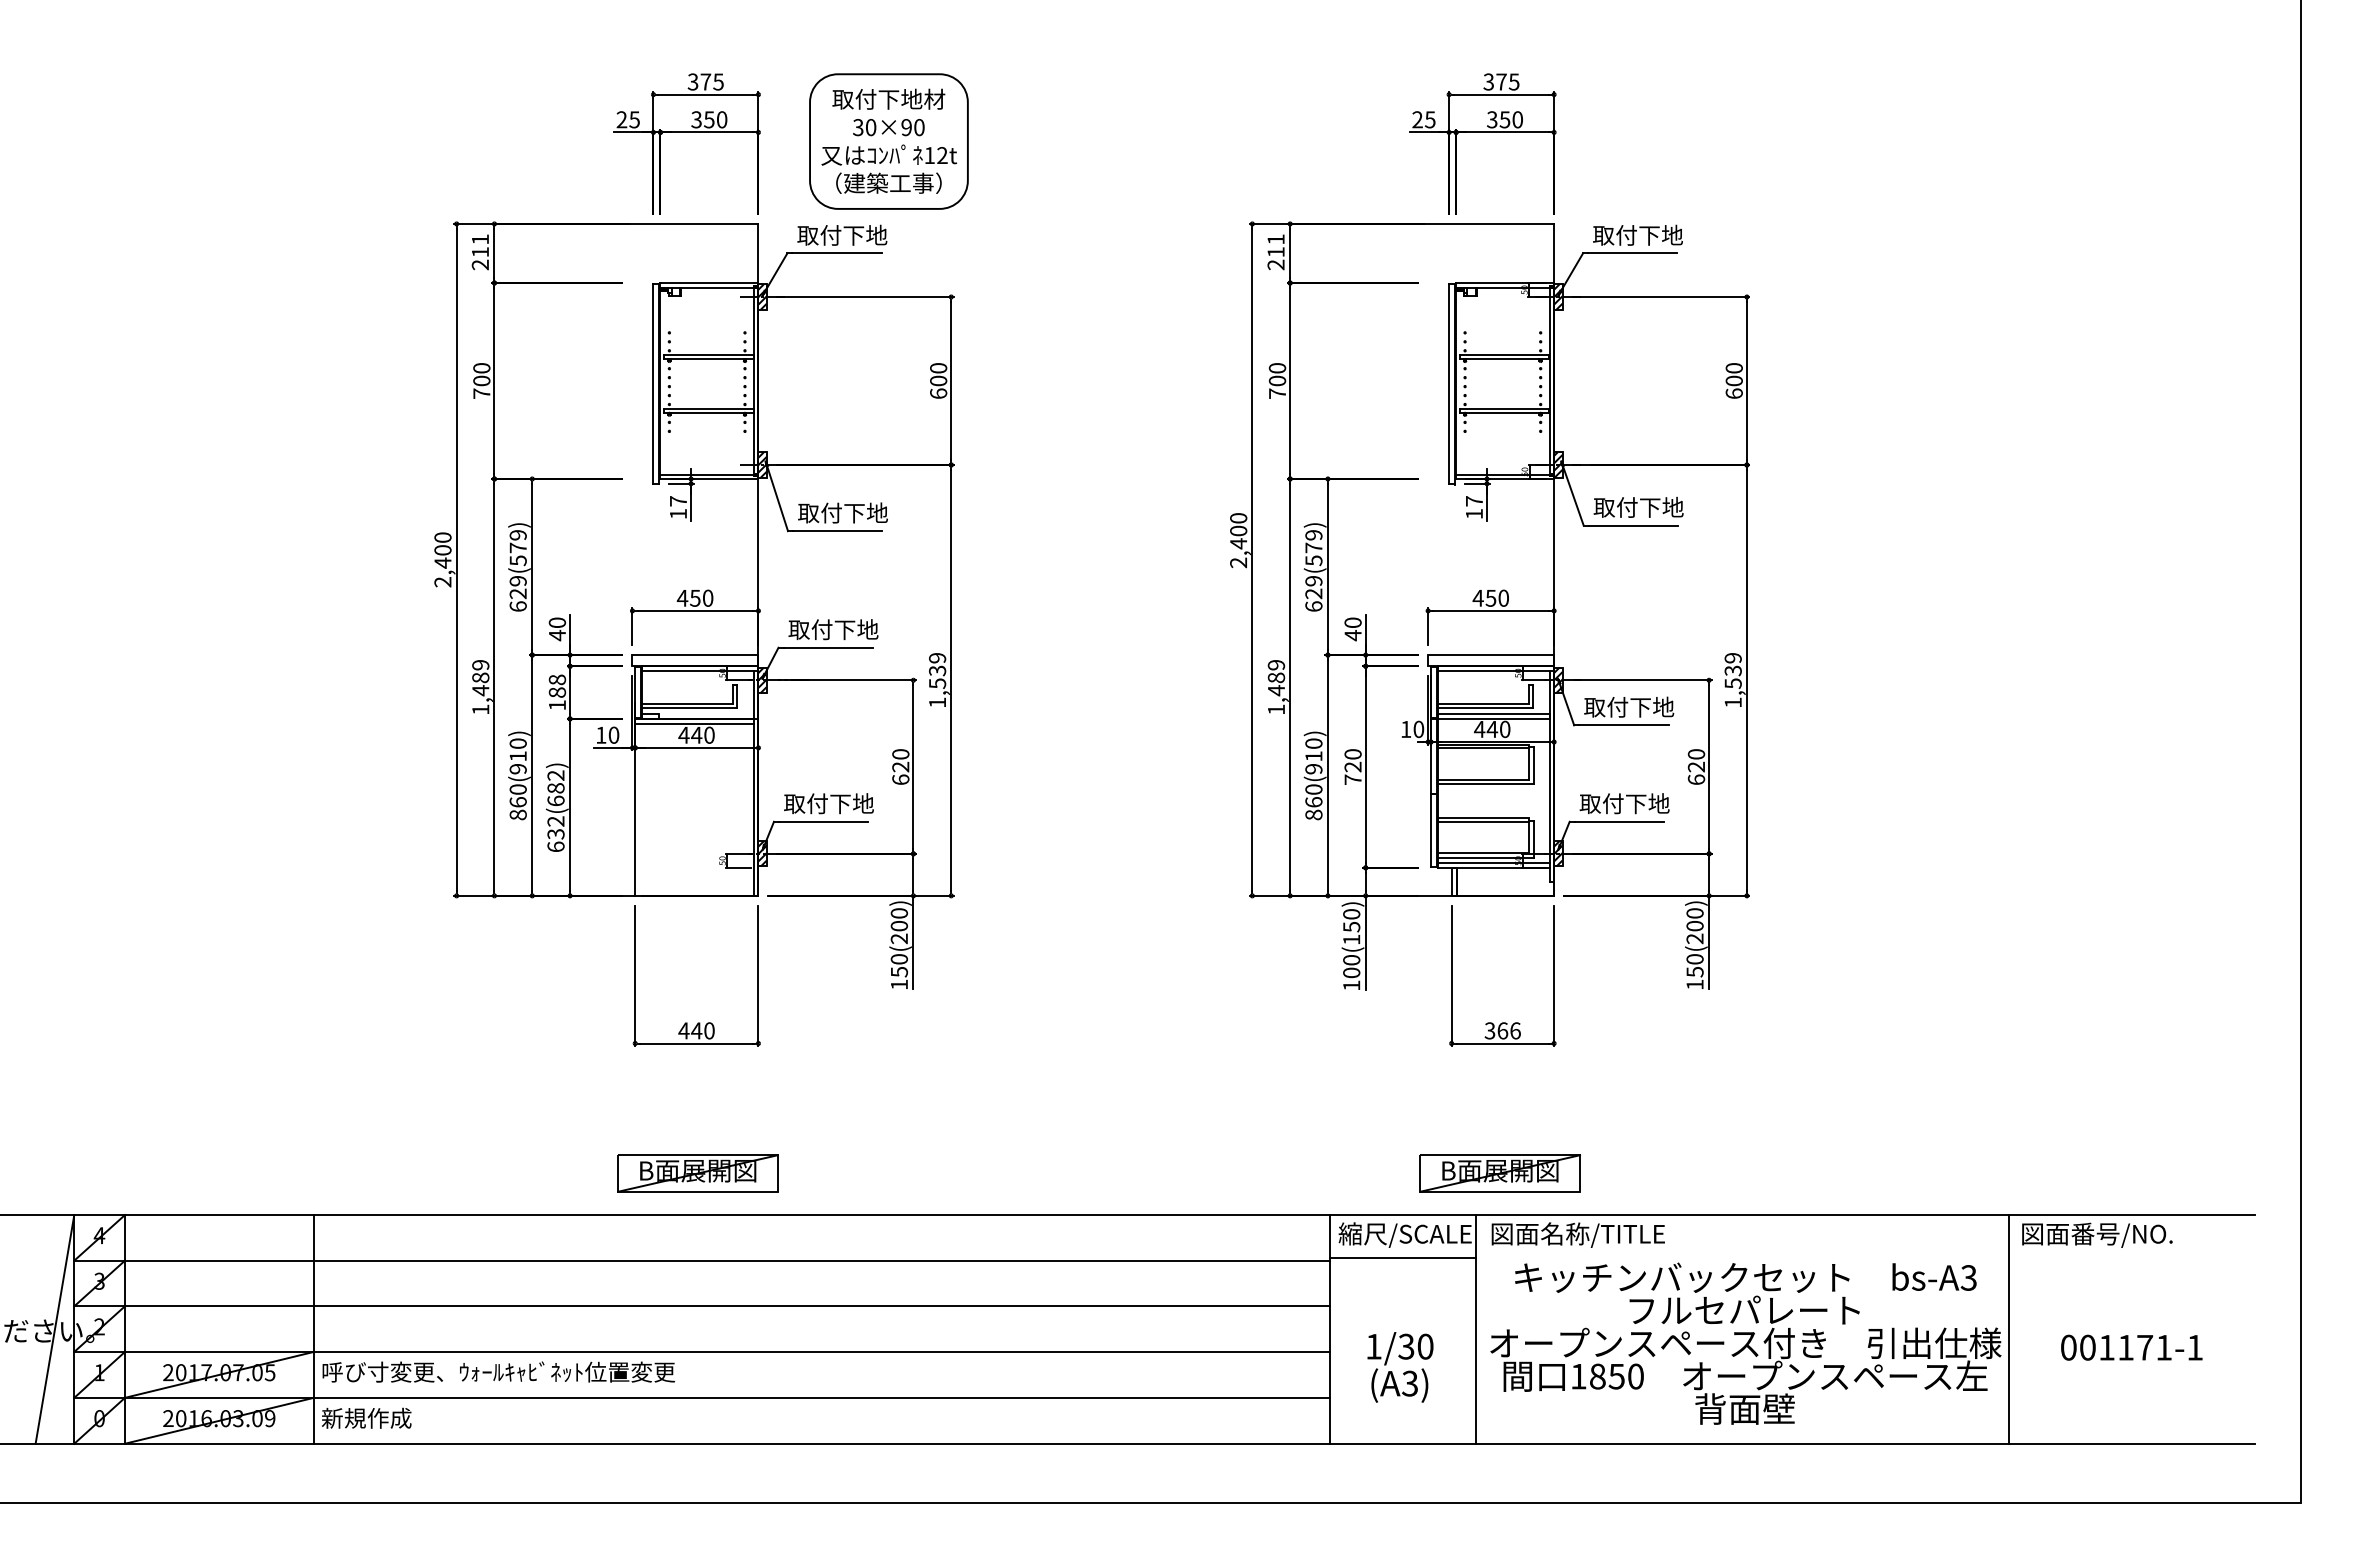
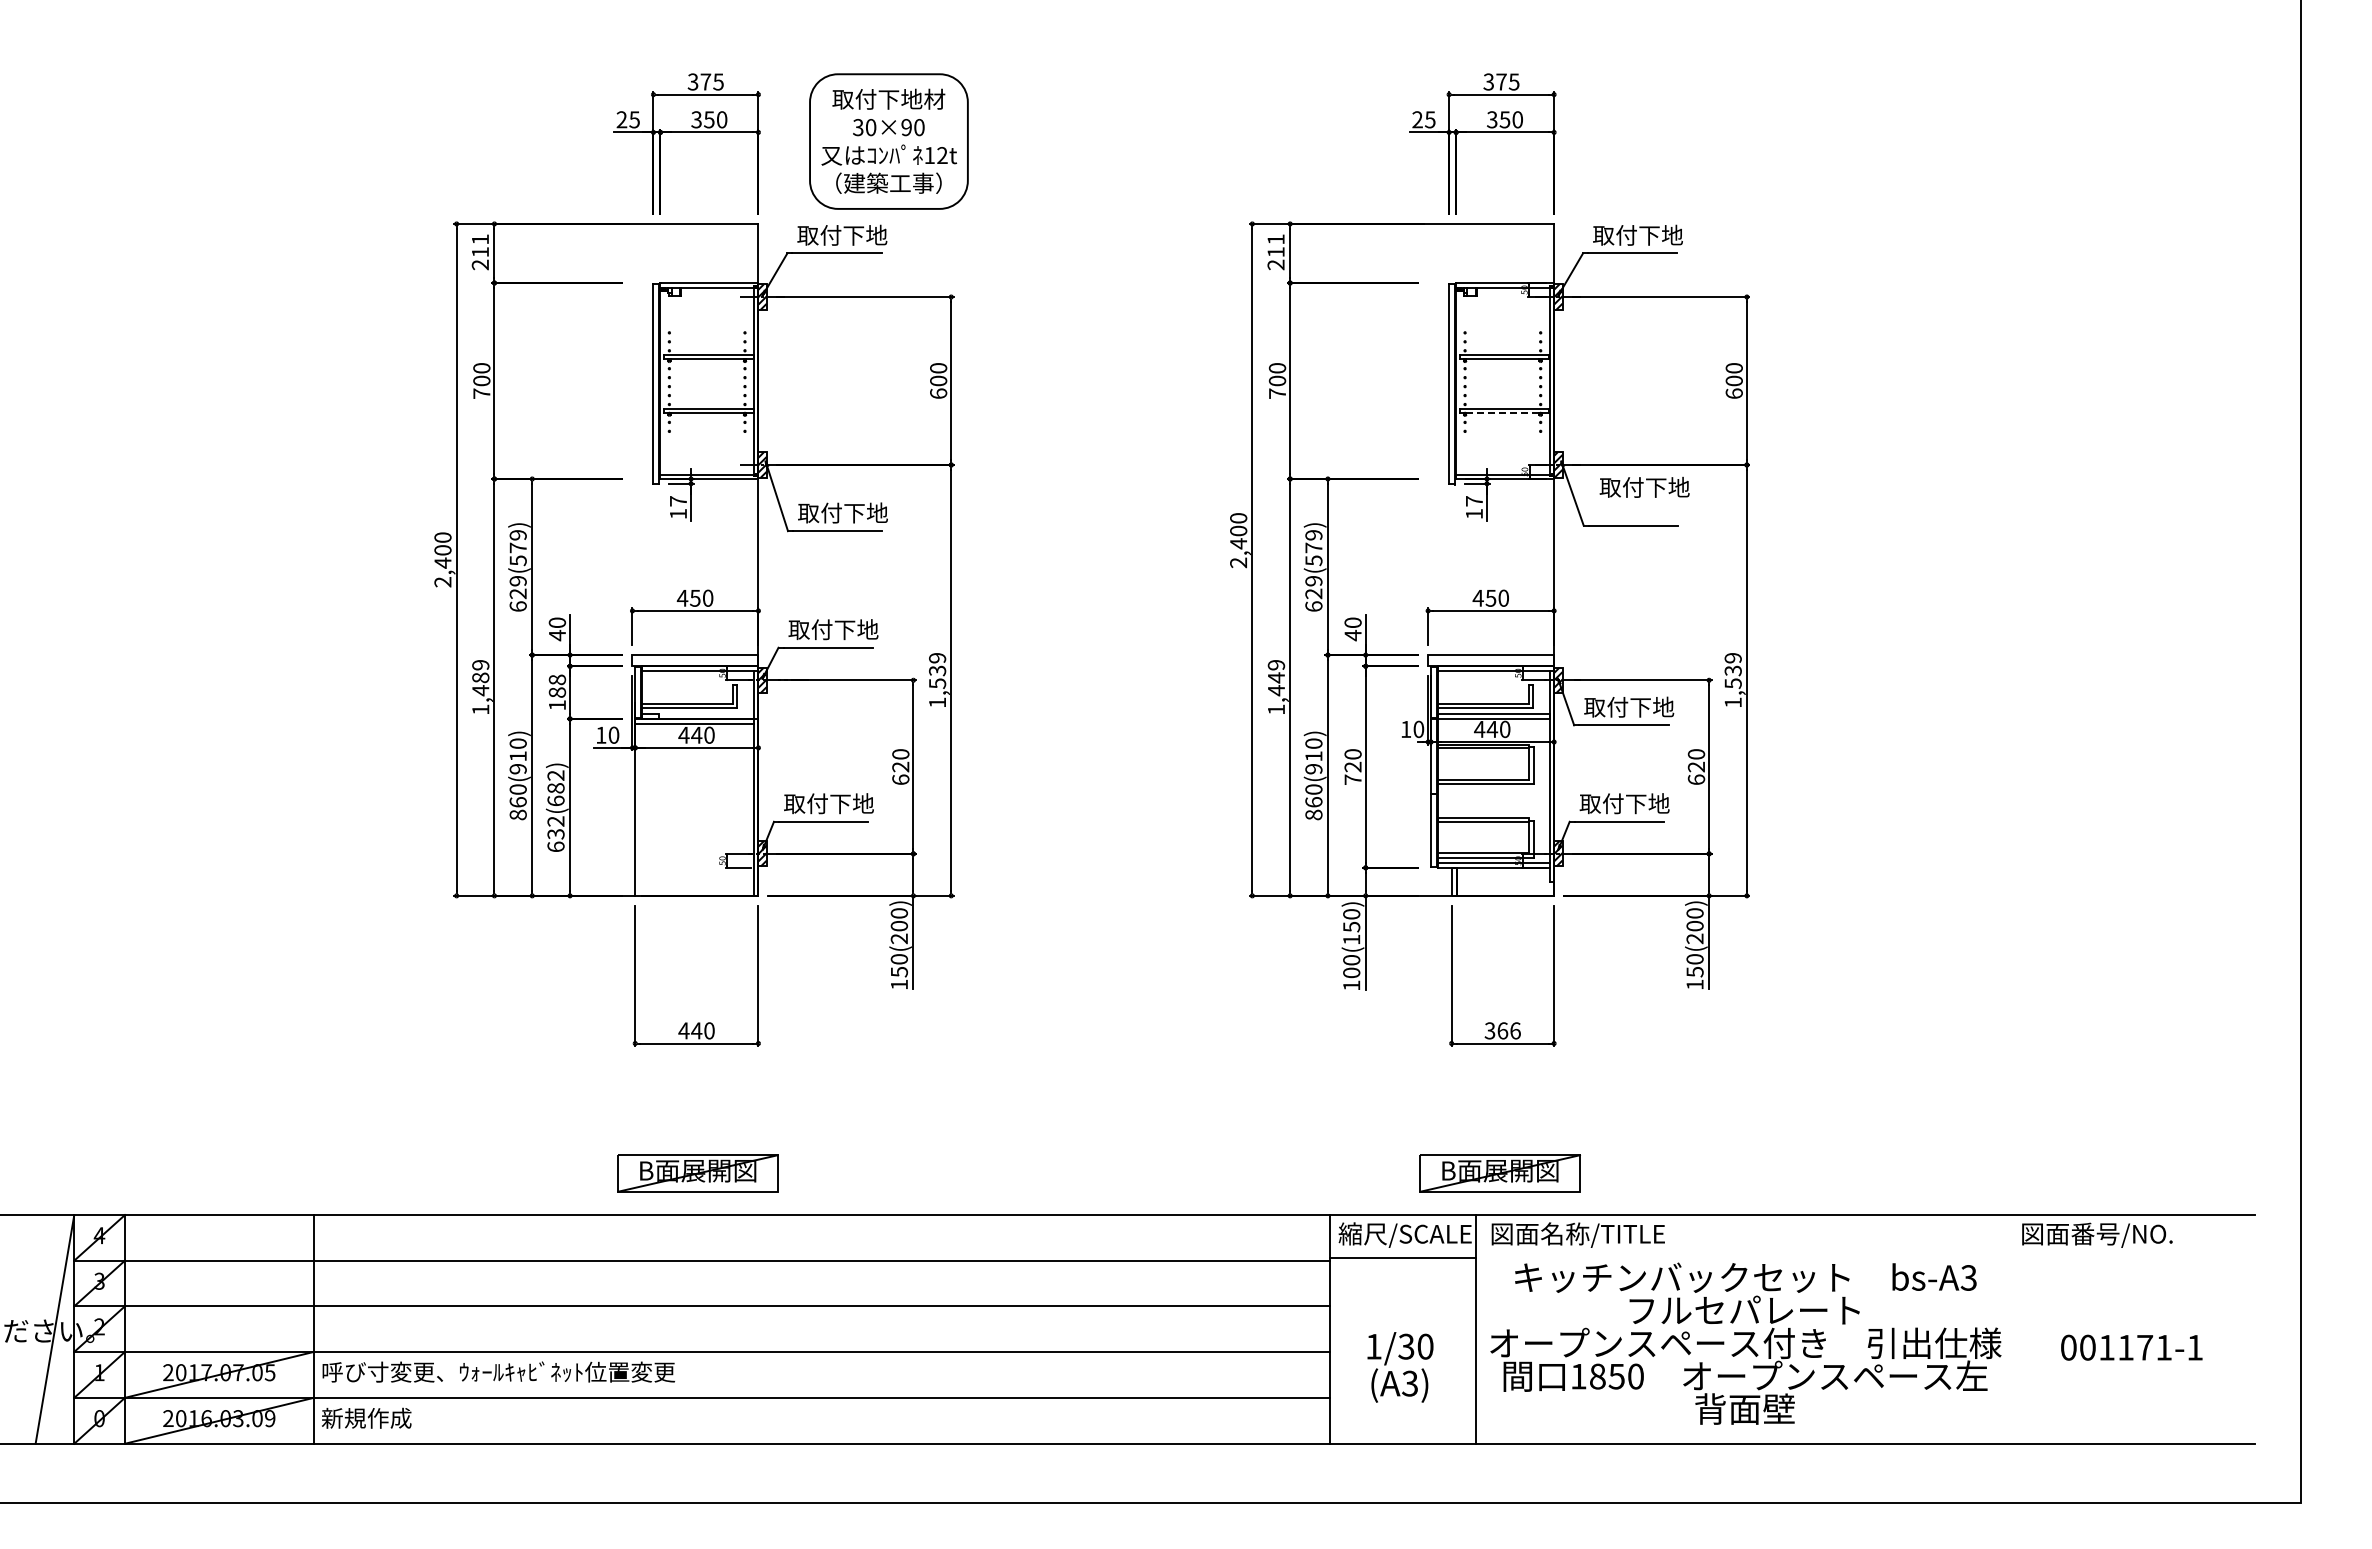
line: solid -> dashed (1502, 413)
text position: (1638, 506) -> (1644, 486) (1644, 486)
text: 1,489 -> 1,449 (1276, 677)
line: present -> none (2008, 1329)
